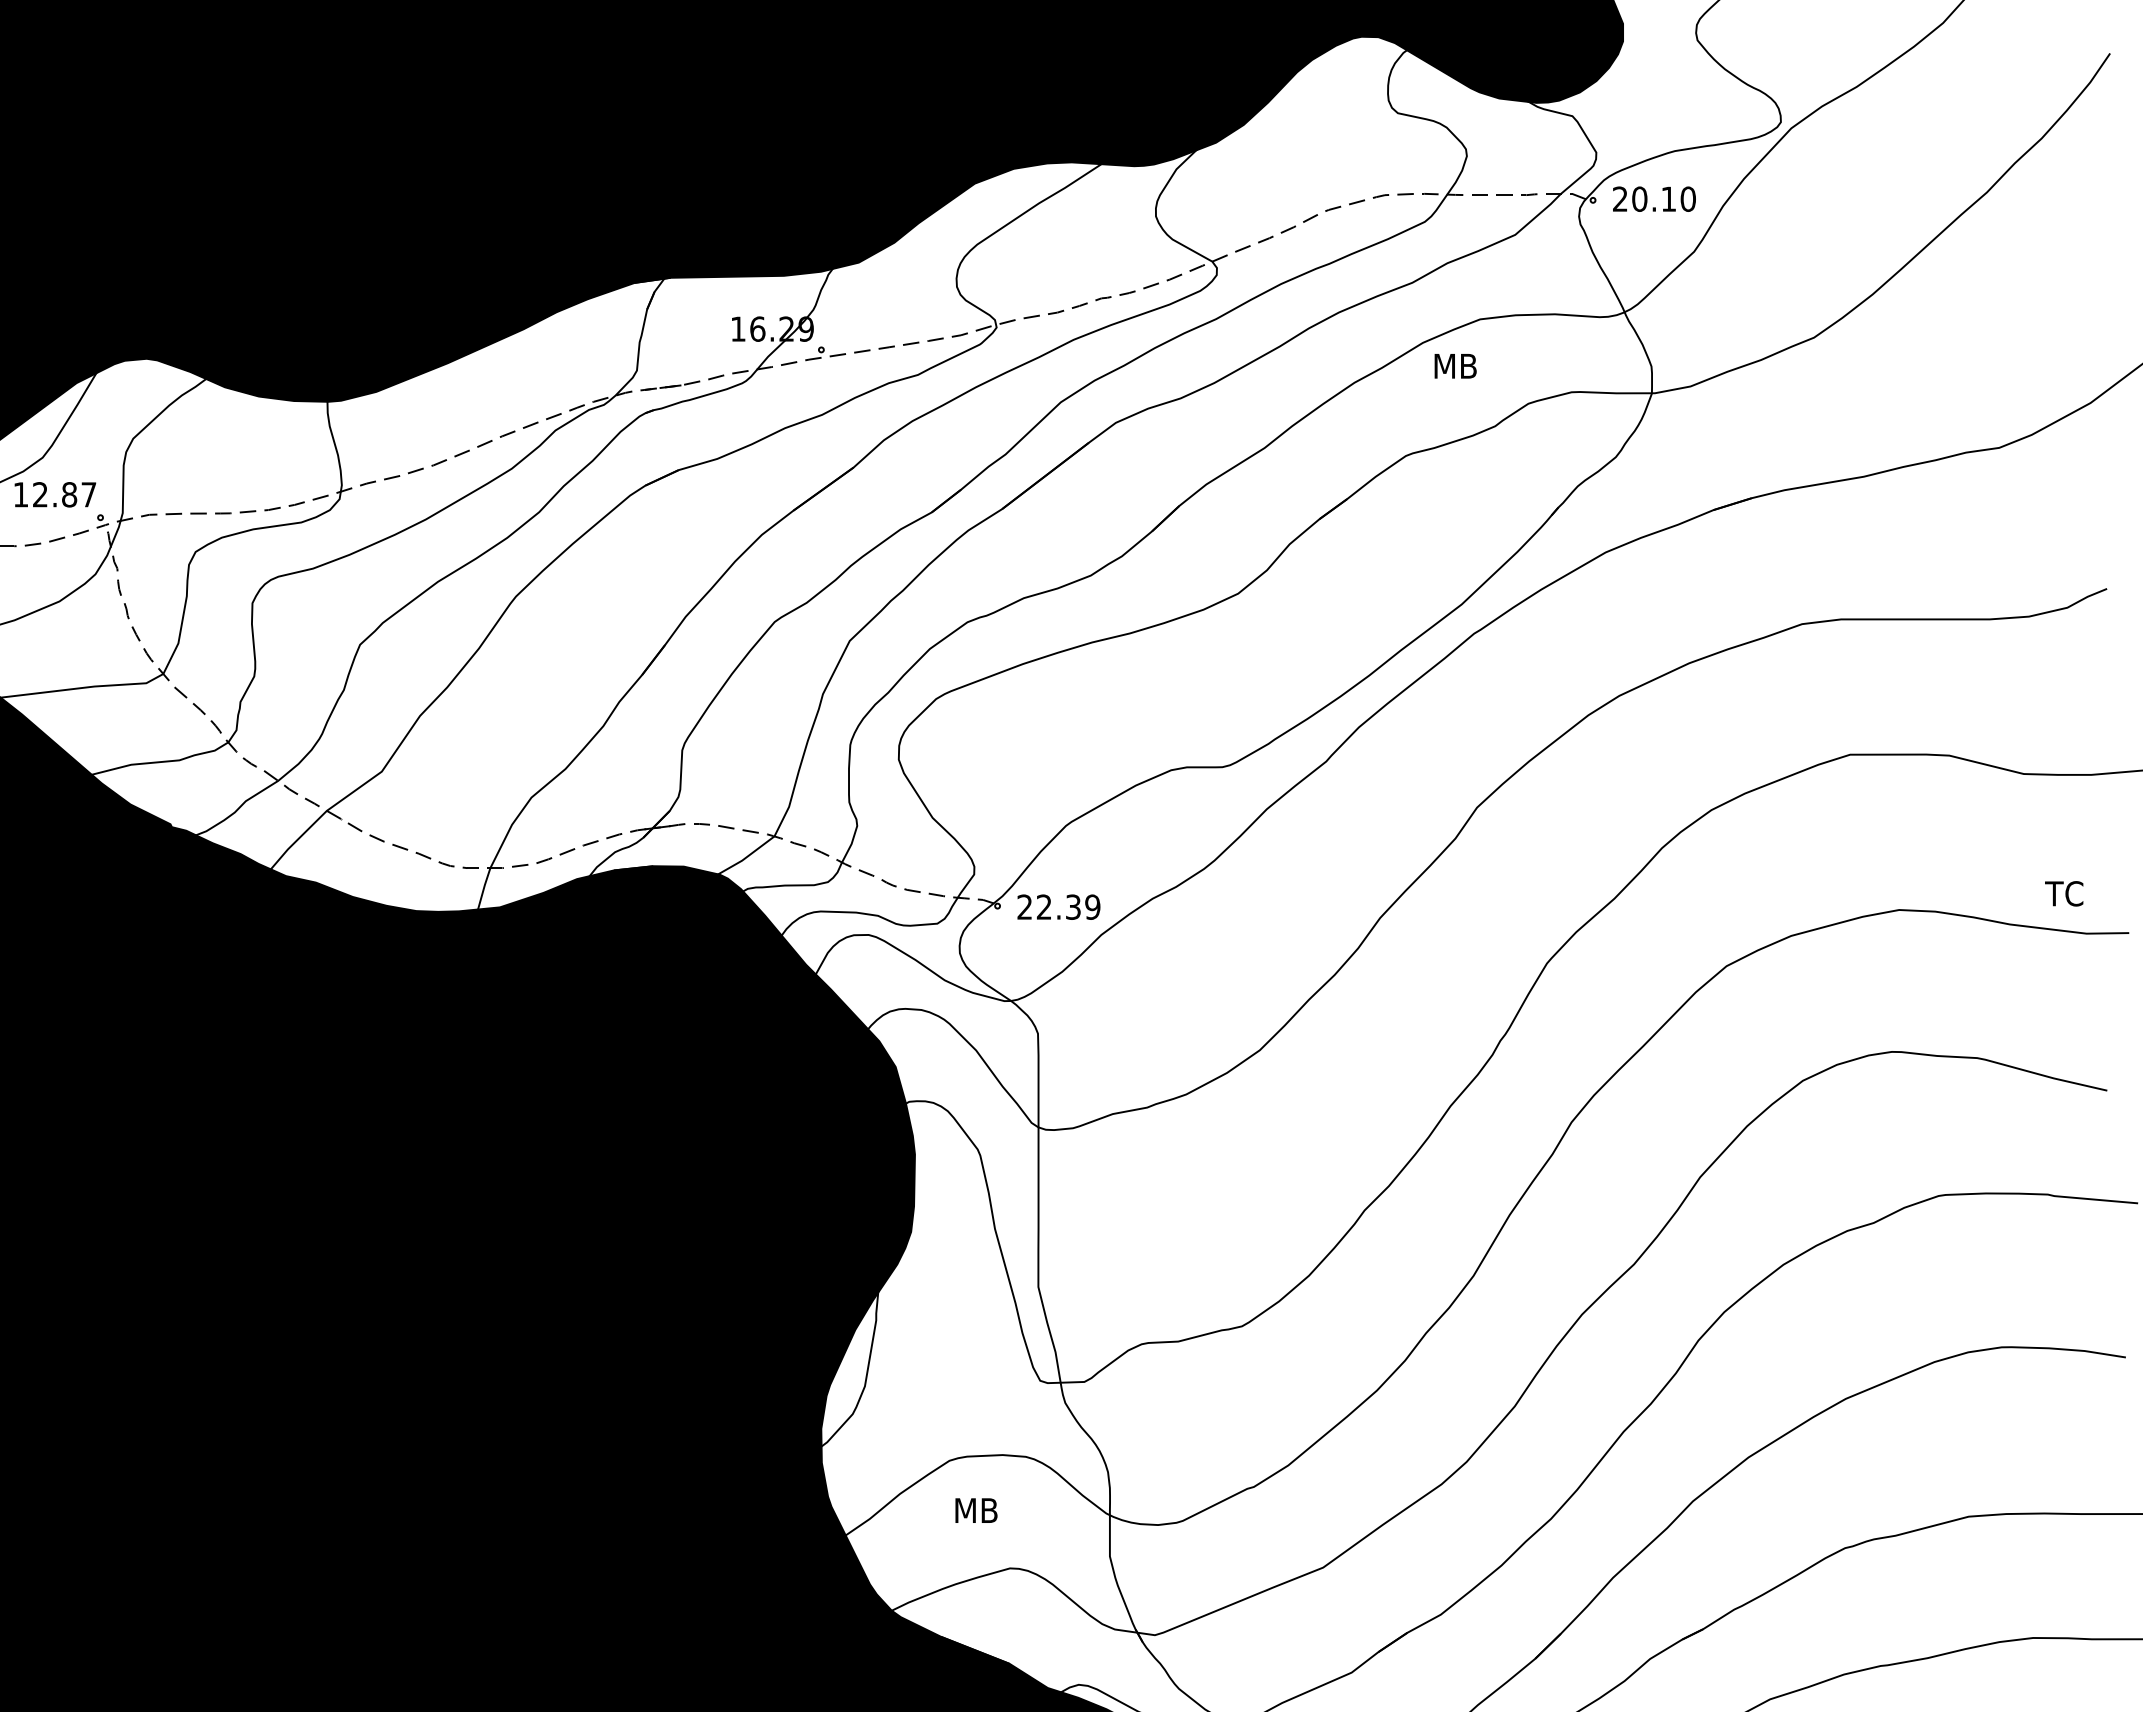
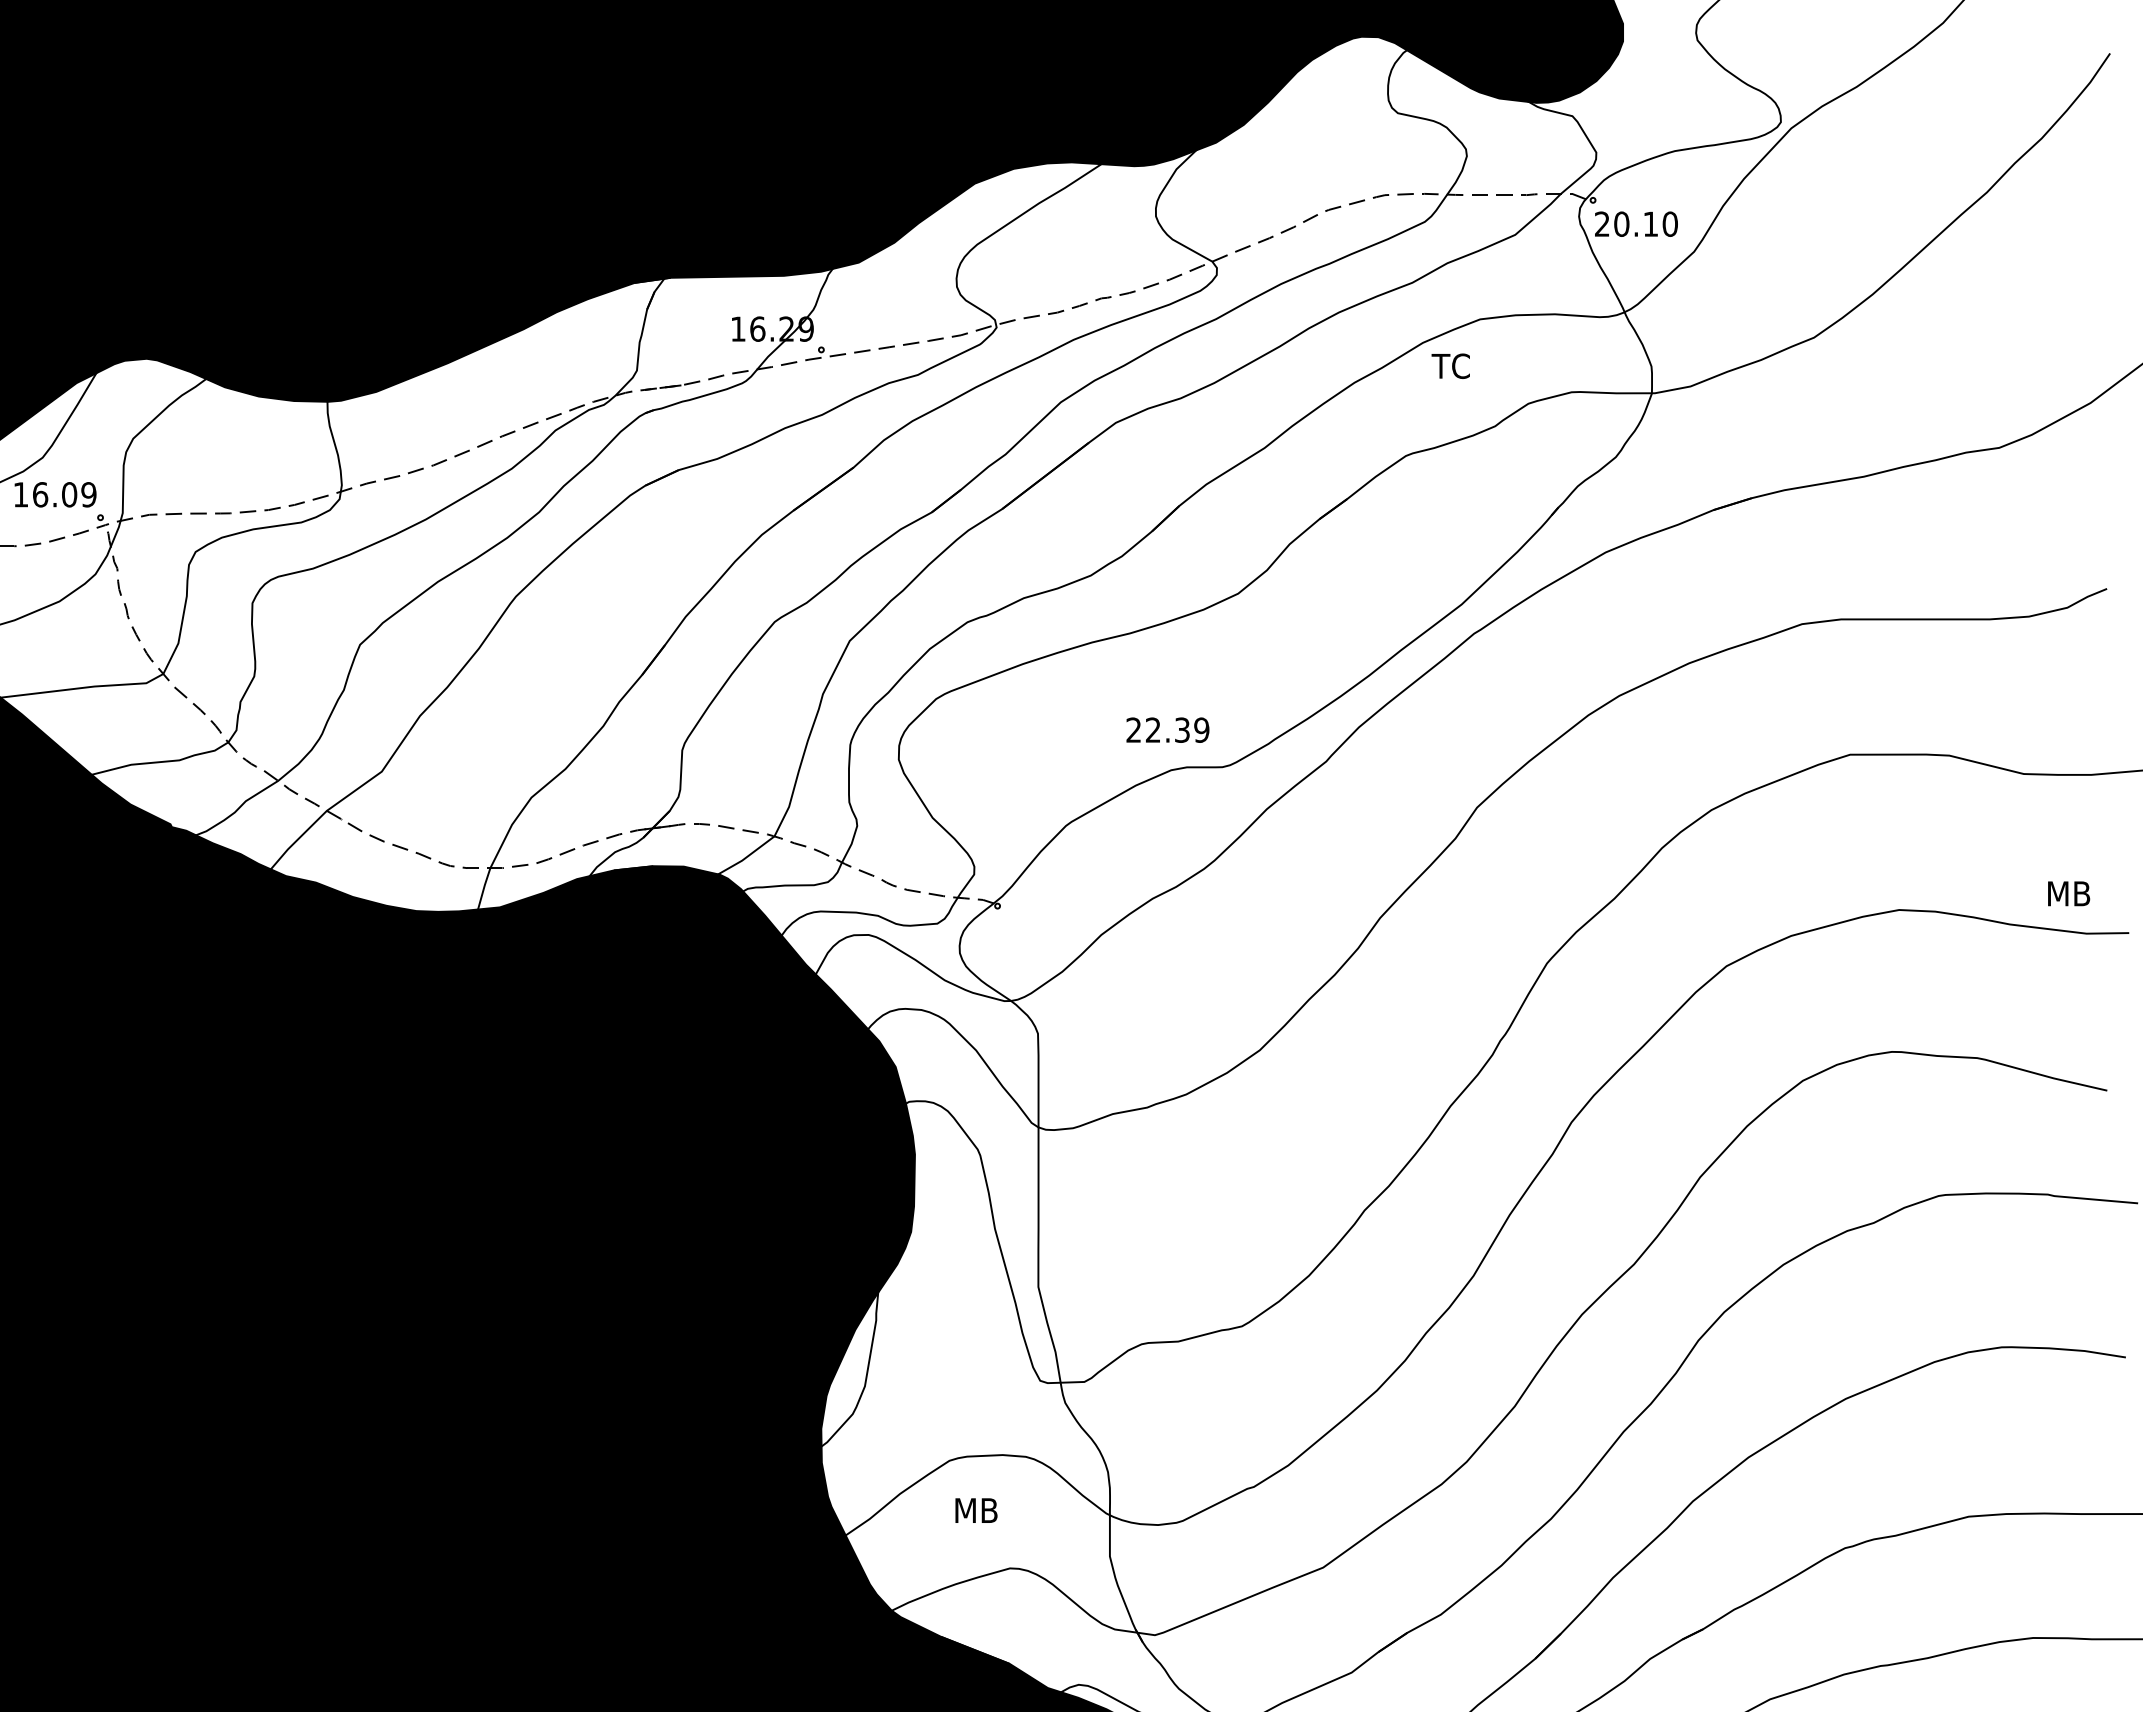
text position: (1654, 198) -> (1636, 223) (1636, 223)
text: MB -> TC (1453, 365)
text: 12.87 -> 16.09 (64, 494)
text: TC -> MB (2067, 893)
text position: (1058, 906) -> (1167, 729) (1167, 729)
